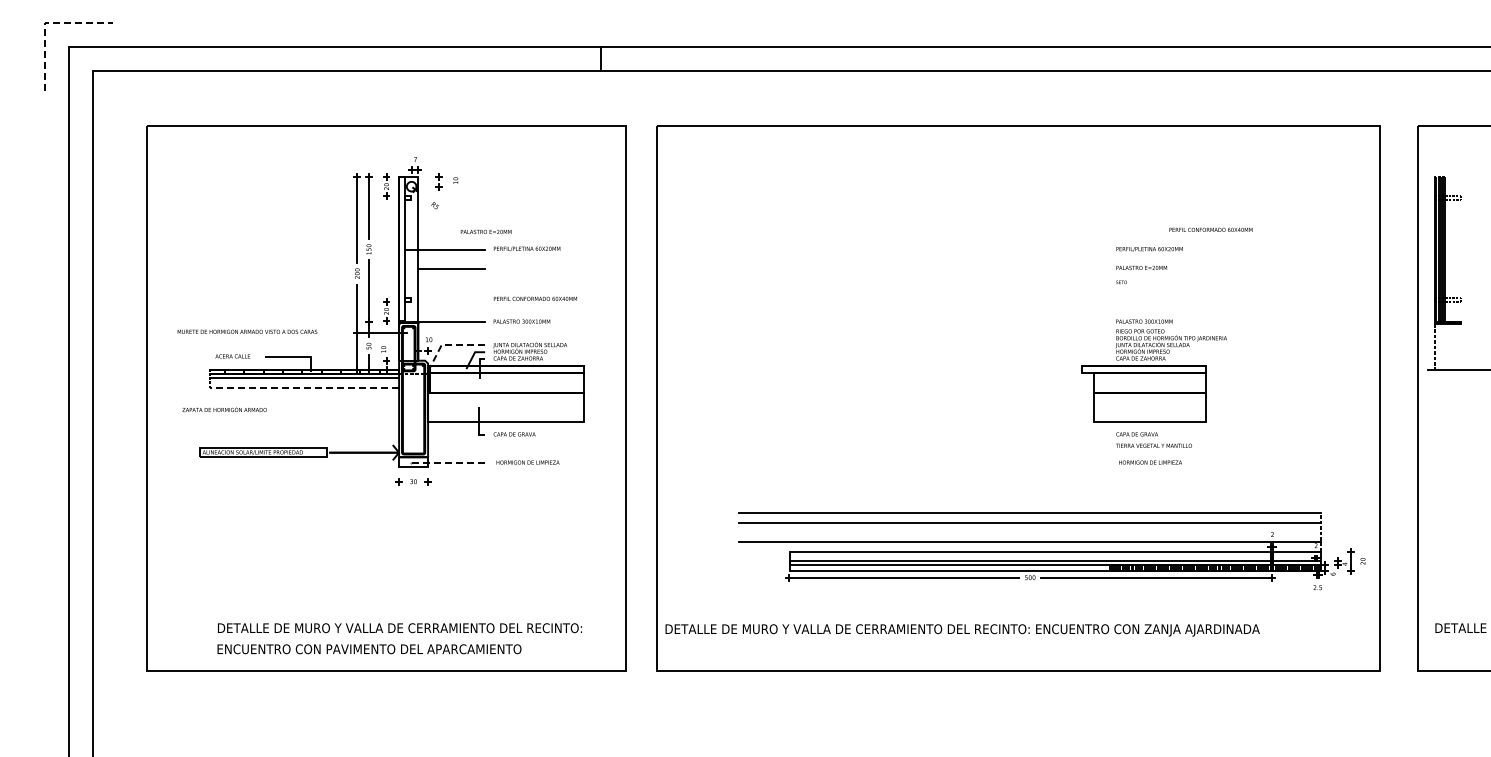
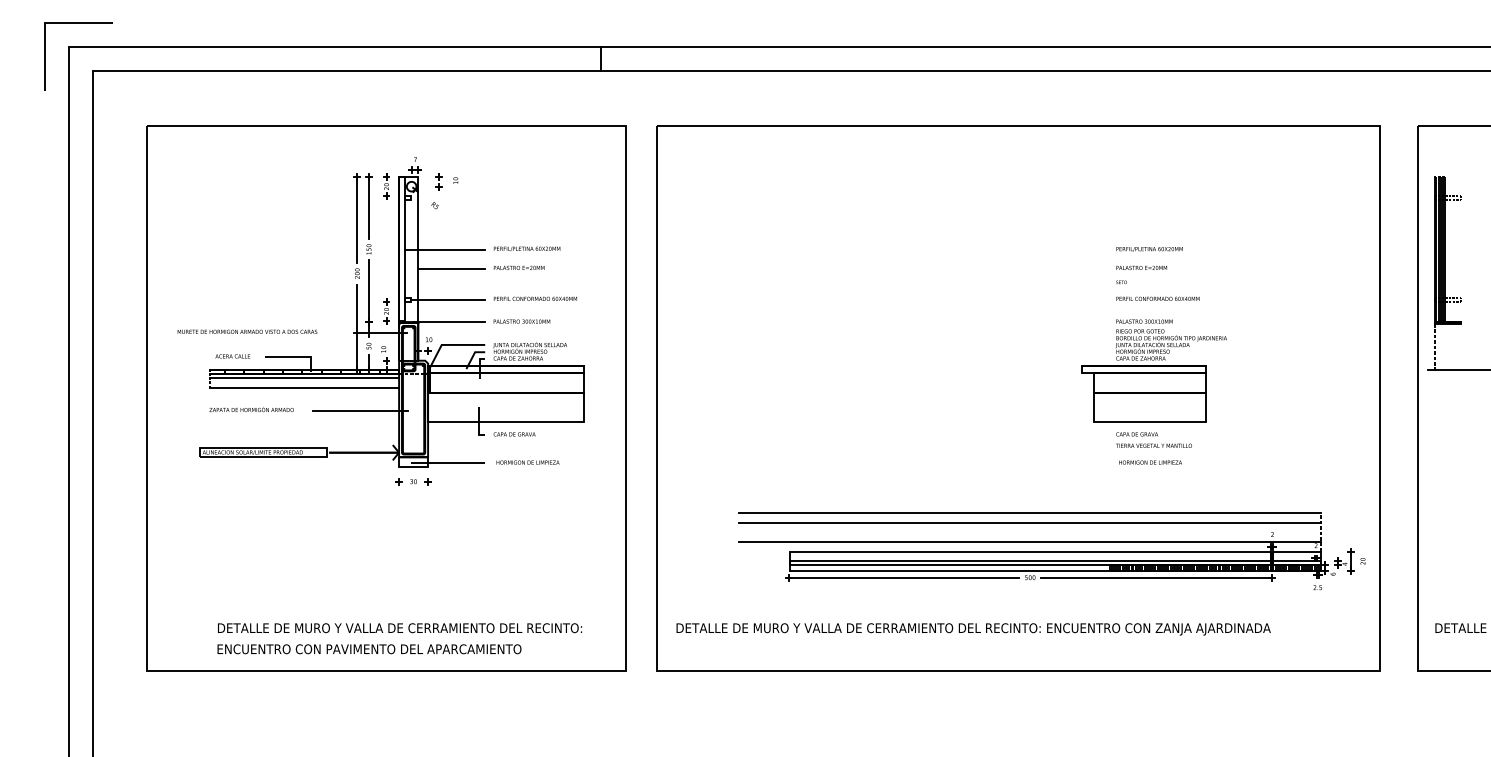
line: dashed -> solid (44, 22)
text position: (1210, 229) -> (1157, 298) (1157, 298)
text position: (485, 231) -> (518, 267) (518, 267)
line: none -> present (447, 299)
line: dashed -> solid (448, 344)
line: dashed -> solid (304, 387)
text position: (224, 409) -> (251, 409) (251, 409)
line: none -> present (360, 410)
line: dashed -> solid (447, 462)
text position: (962, 630) -> (973, 629) (973, 629)
